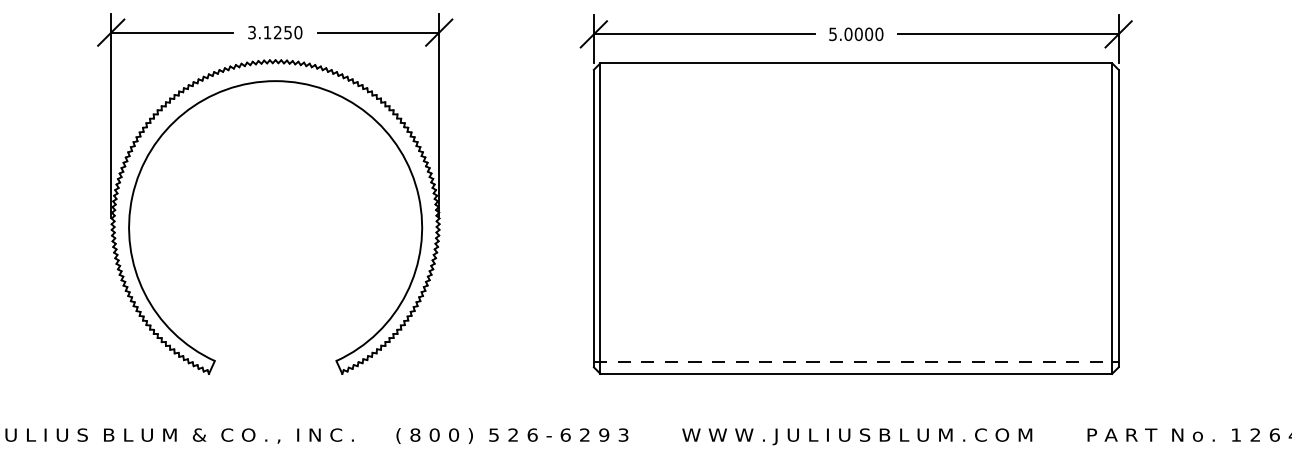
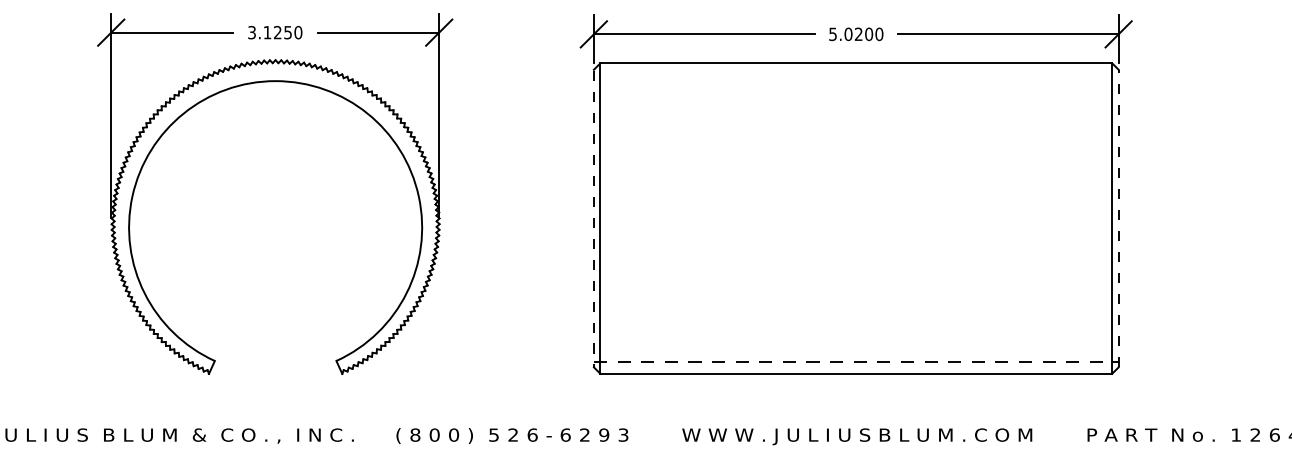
text: 5.0000 -> 5.0200 (858, 34)
line: solid -> dashed (1118, 218)
line: solid -> dashed (593, 219)
